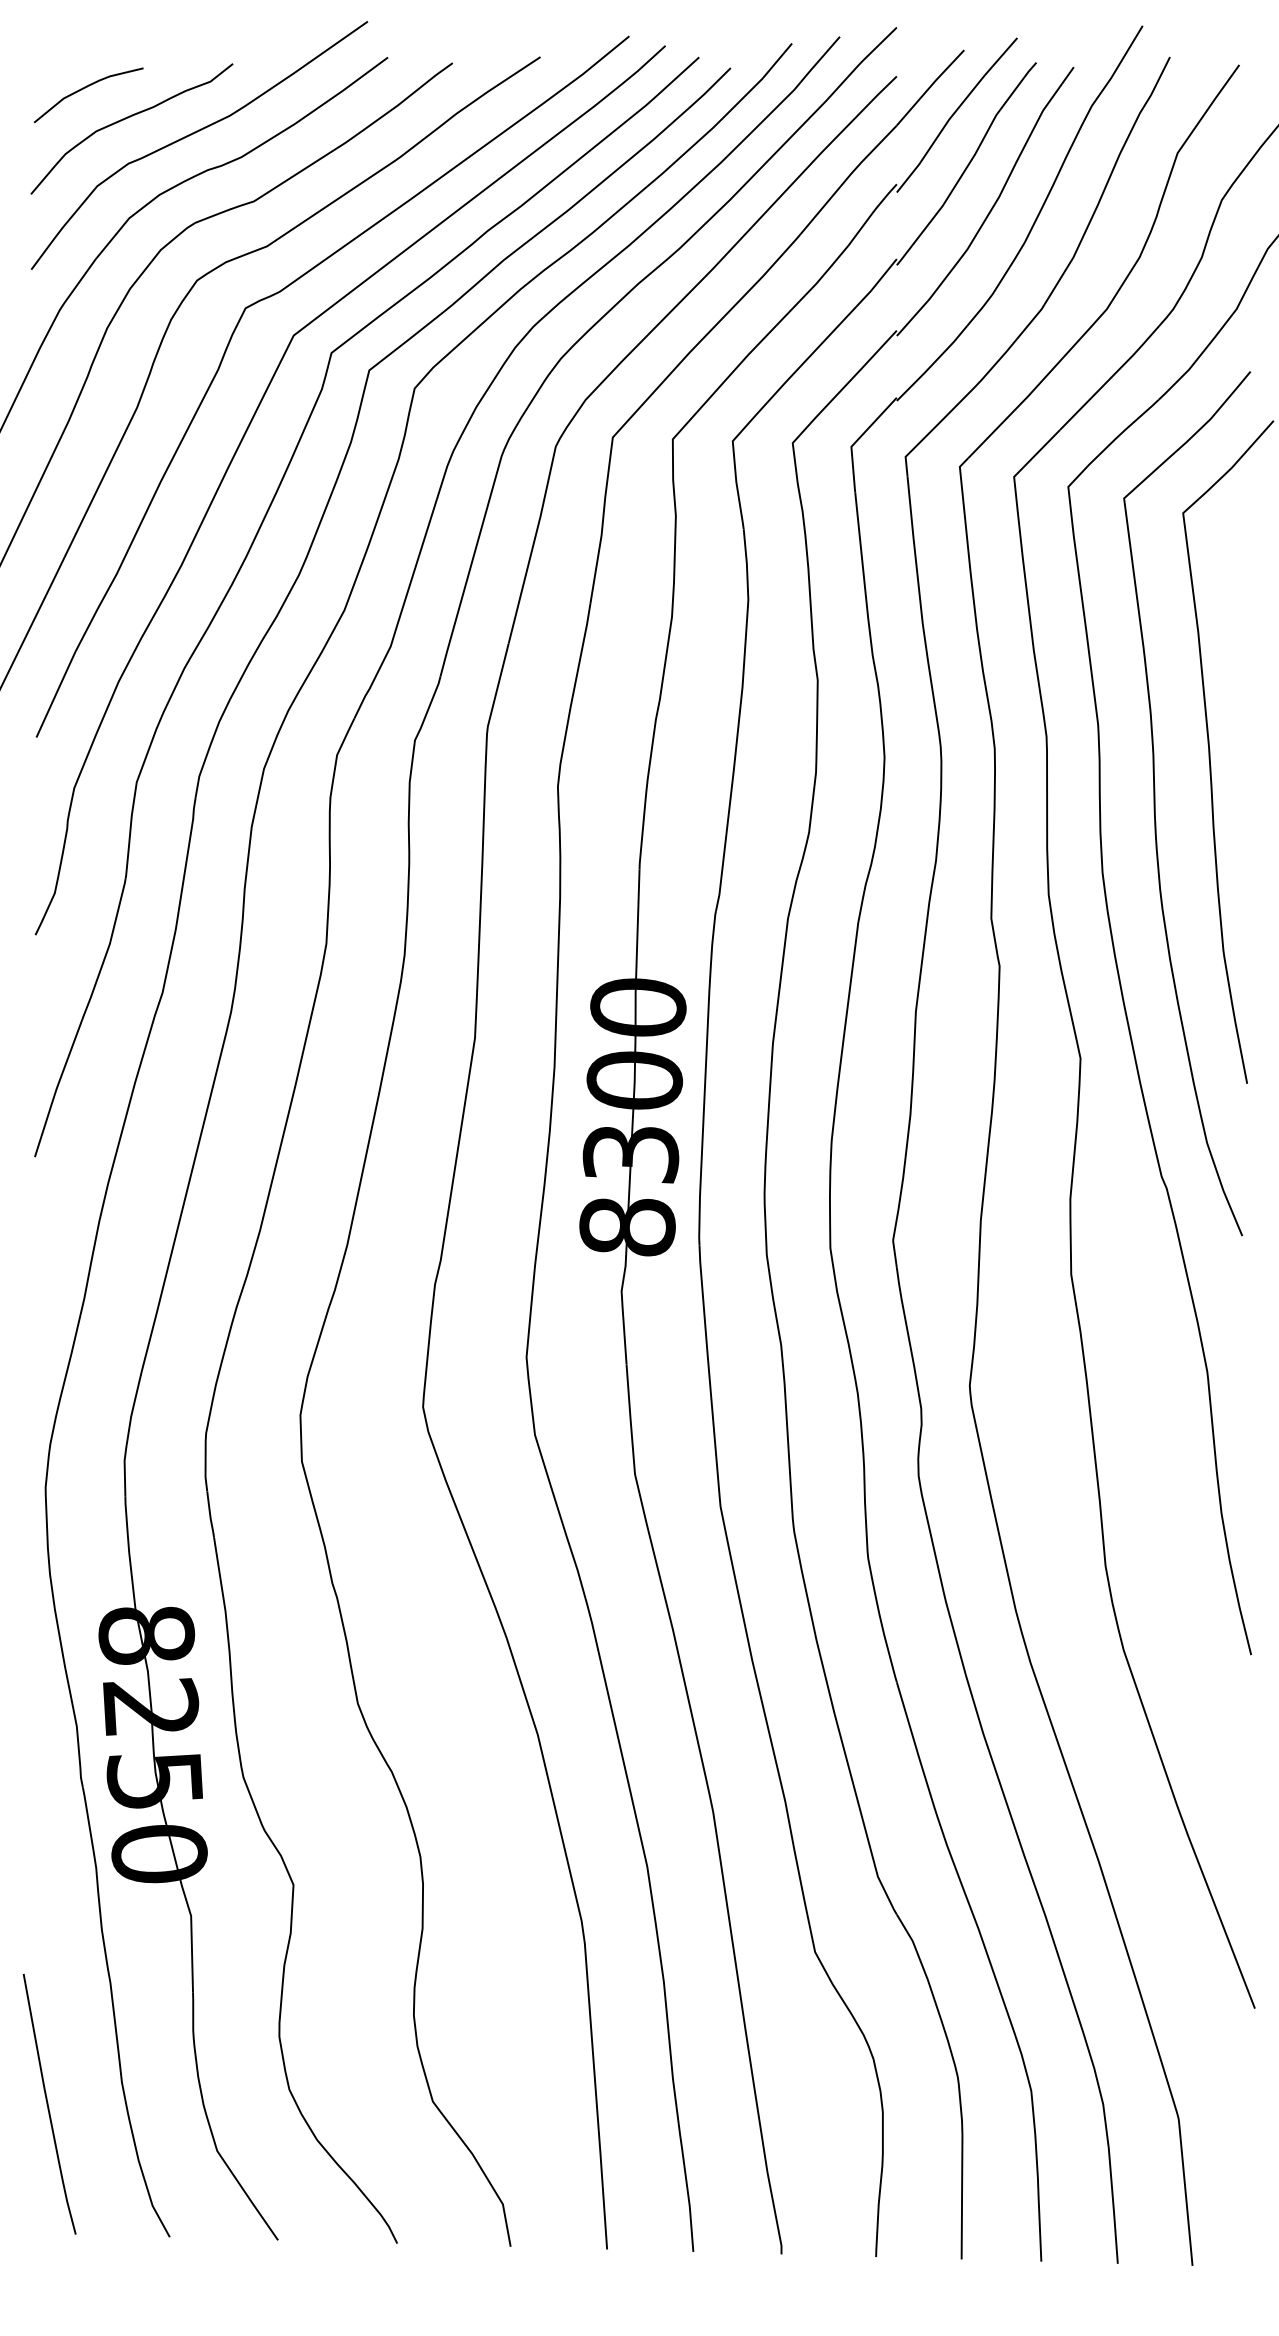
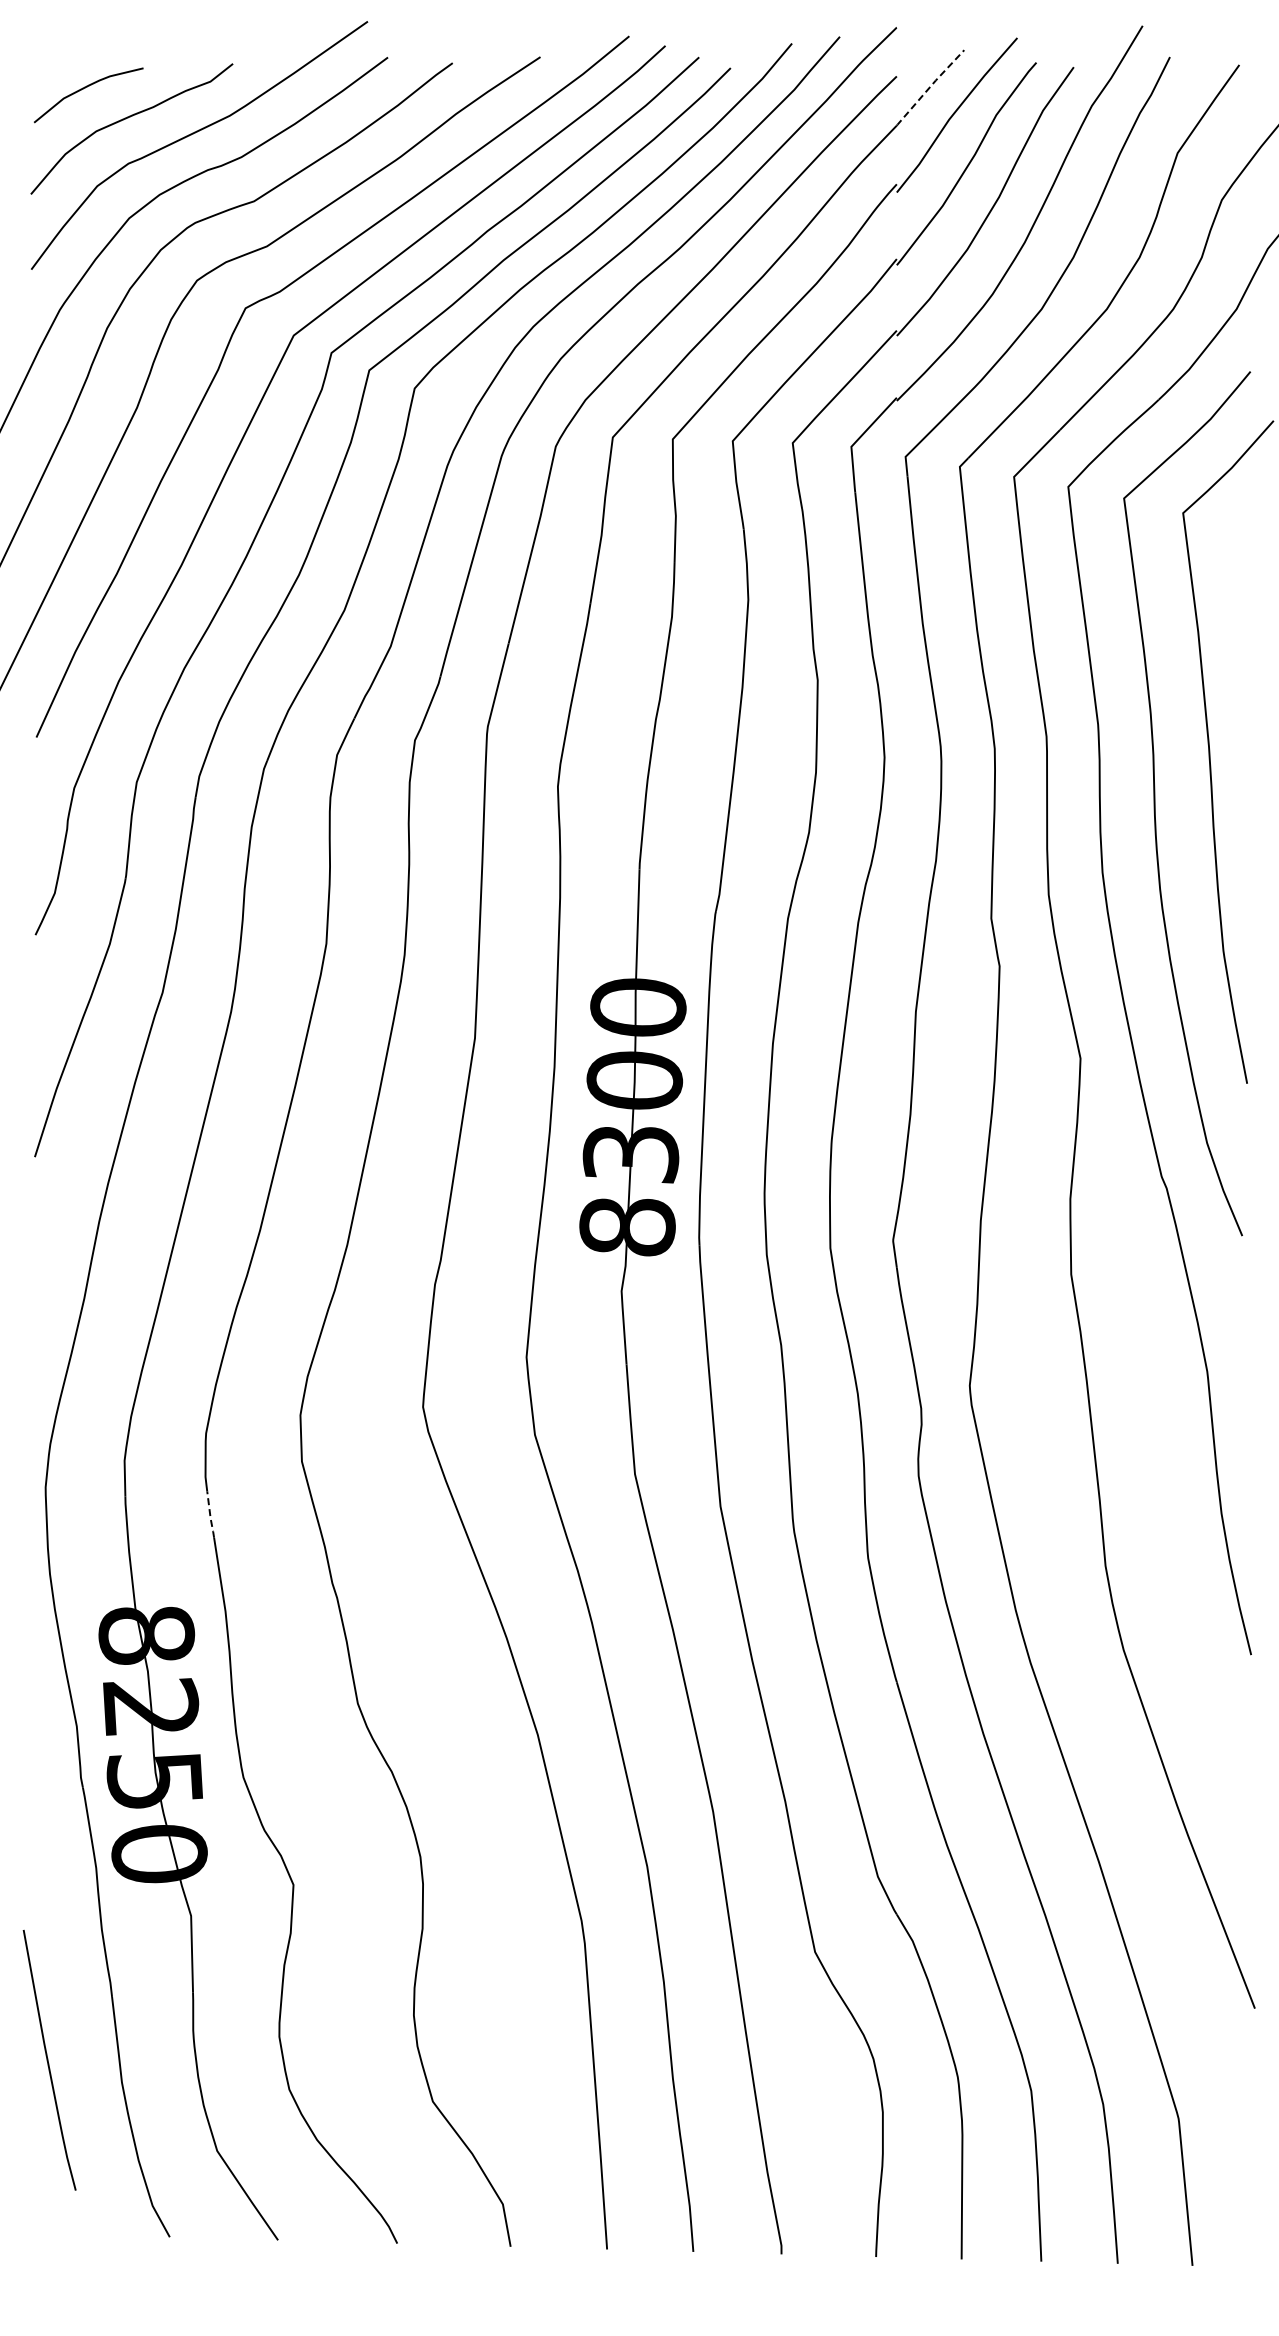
line: solid -> dashed (930, 87)
line: solid -> dashed (210, 1515)
curve position: (48, 2103) -> (48, 2059) (48, 2059)
